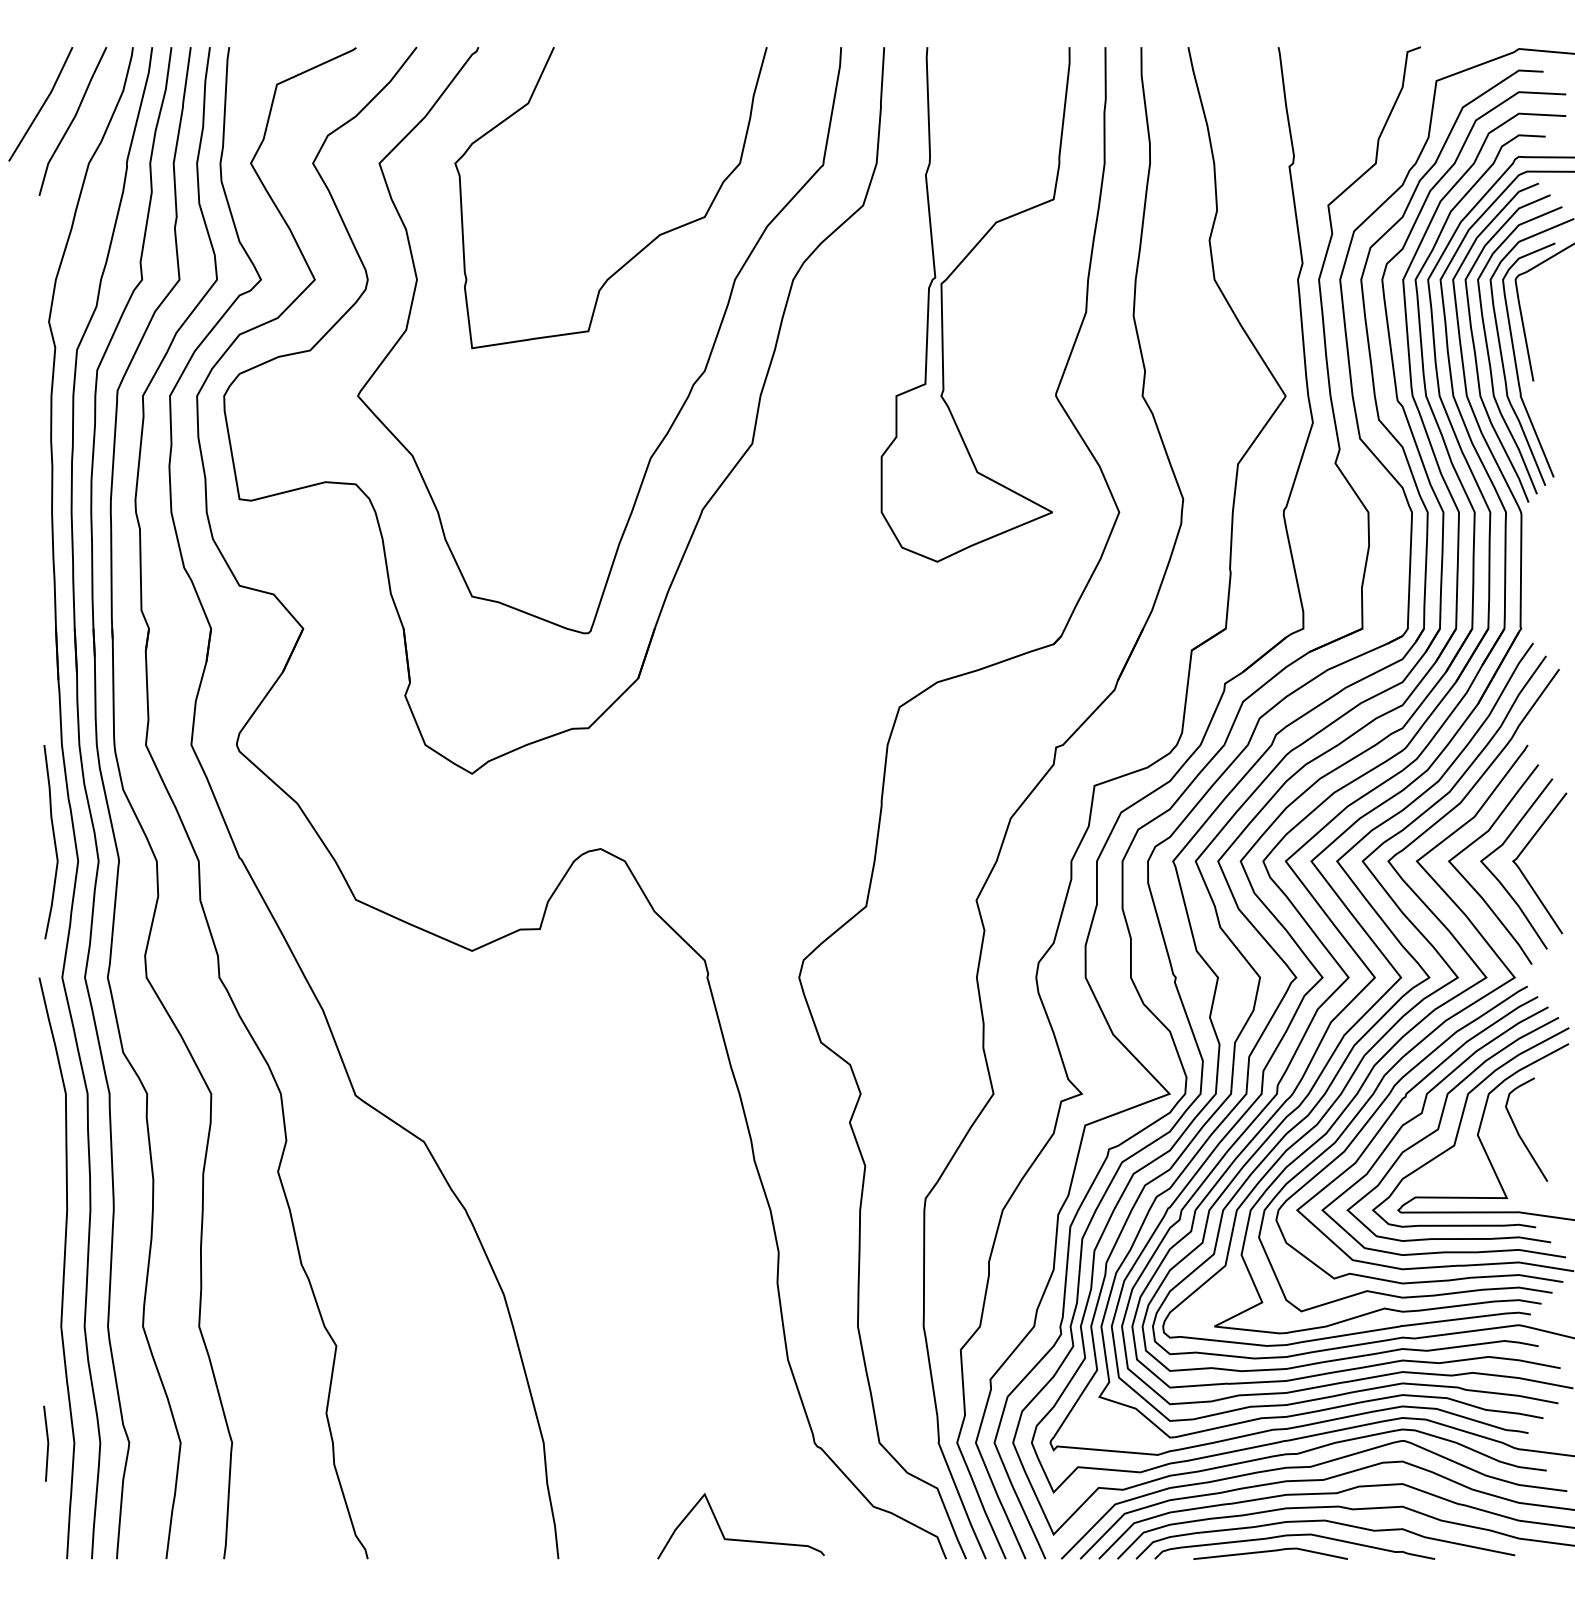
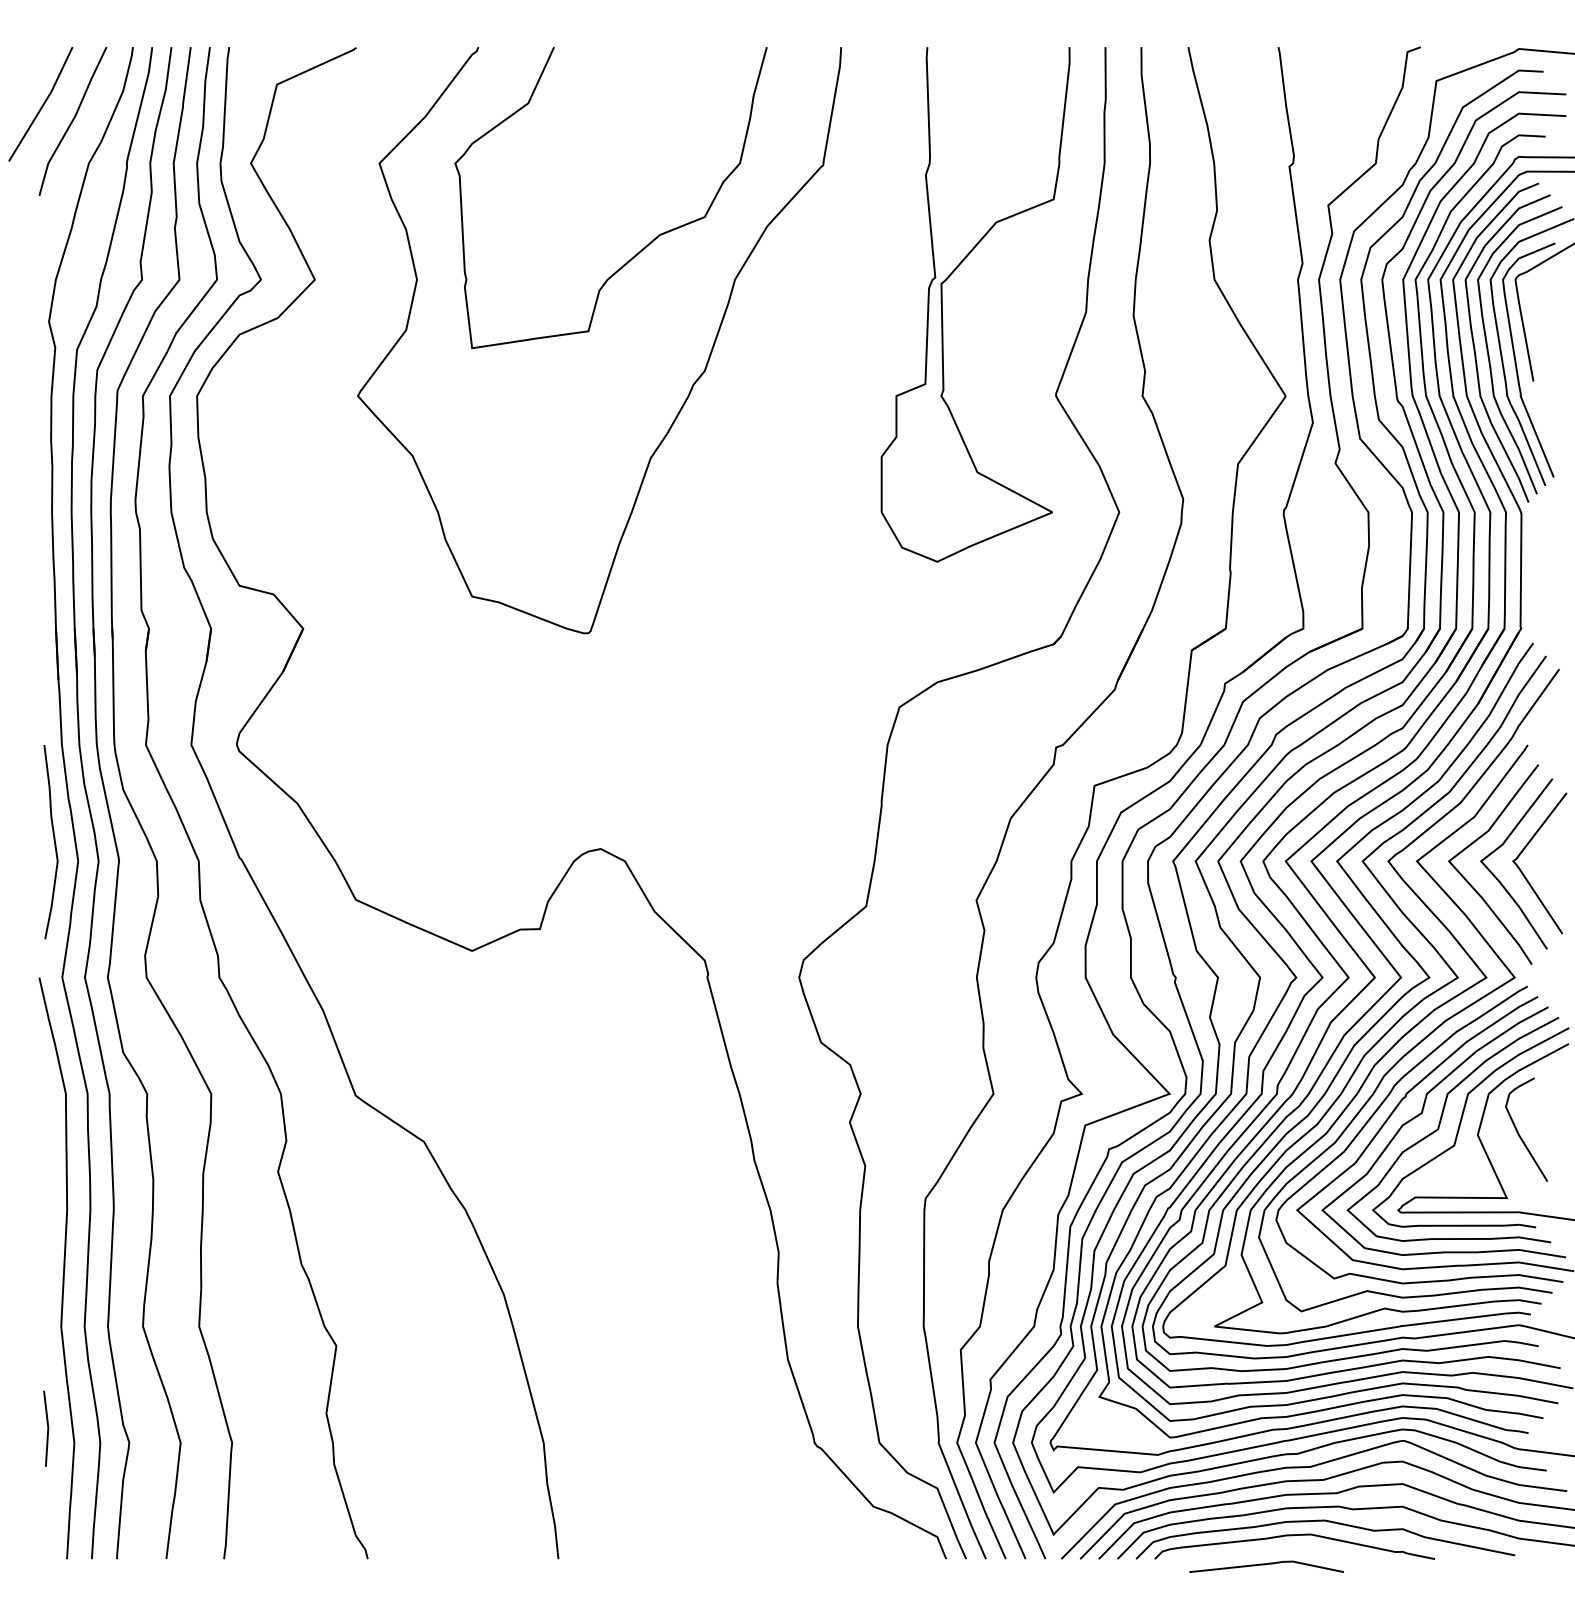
part: present -> none (701, 509)
line position: (47, 1443) -> (47, 1428) (47, 1428)
curve: present -> none (740, 1539)
line position: (1269, 1552) -> (1265, 1565) (1265, 1565)
